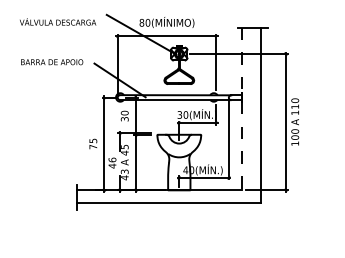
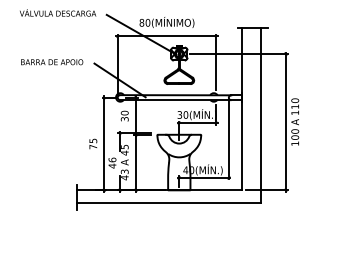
text position: (58, 21) -> (58, 12) (58, 12)
line: dashed -> solid (242, 109)
